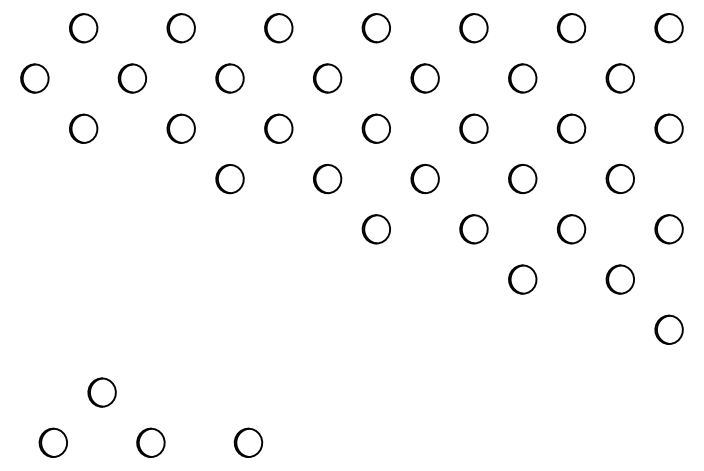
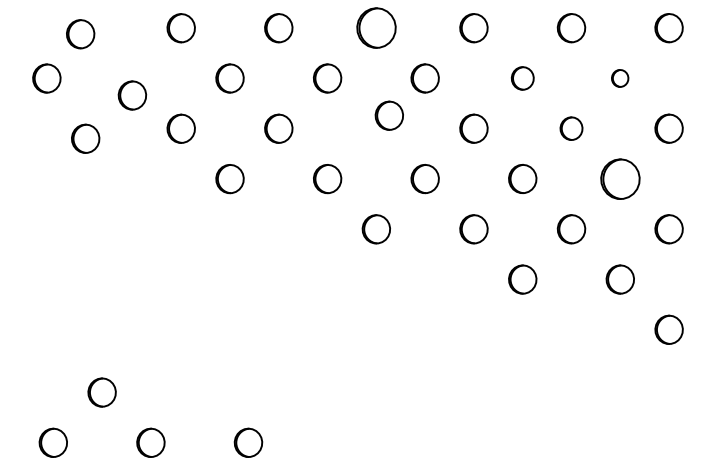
part position: (83, 28) -> (80, 34) (80, 34)
part size: 30x31 px -> 41x42 px (376, 27)
part position: (34, 78) -> (46, 78) (46, 78)
part position: (132, 78) -> (132, 95) (132, 95)
part size: 30x31 px -> 25x25 px (522, 78)
part size: 30x31 px -> 19x19 px (620, 78)
part position: (83, 128) -> (85, 138) (85, 138)
part position: (375, 128) -> (388, 115) (388, 115)
part size: 31x31 px -> 25x25 px (571, 128)
part size: 30x31 px -> 41x42 px (620, 178)
